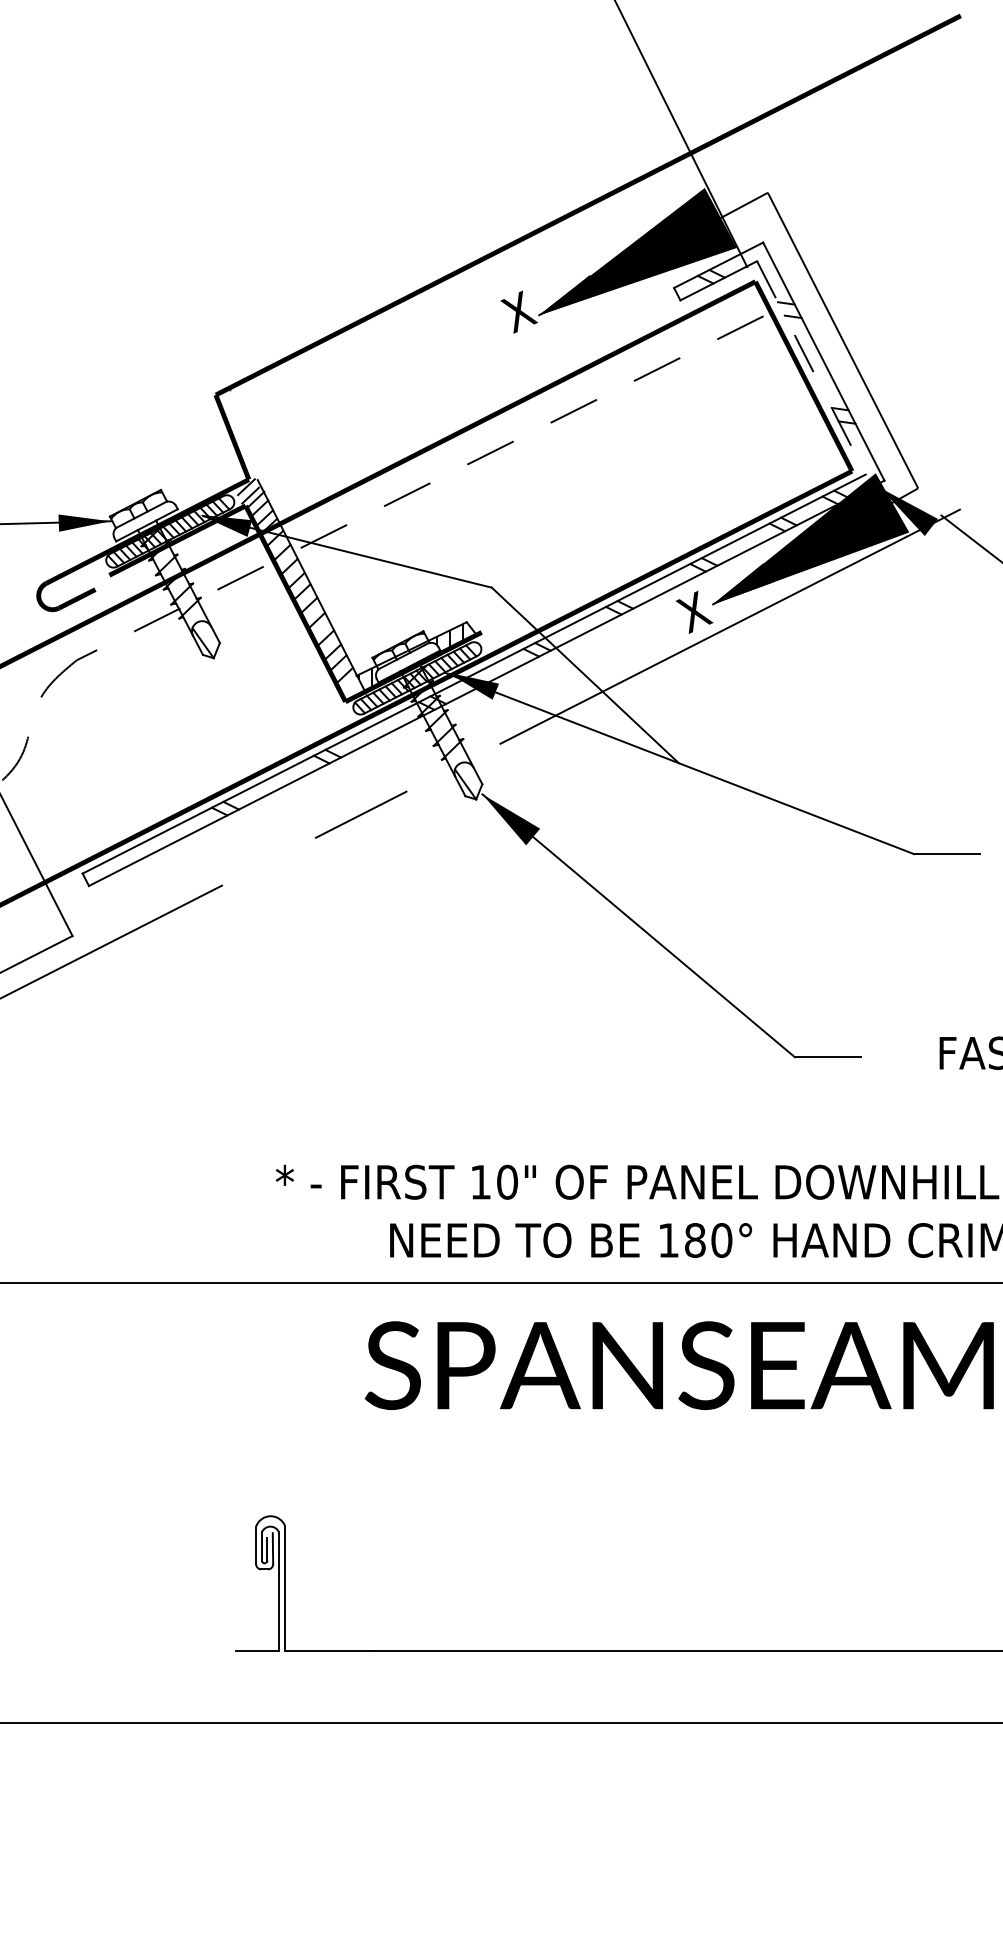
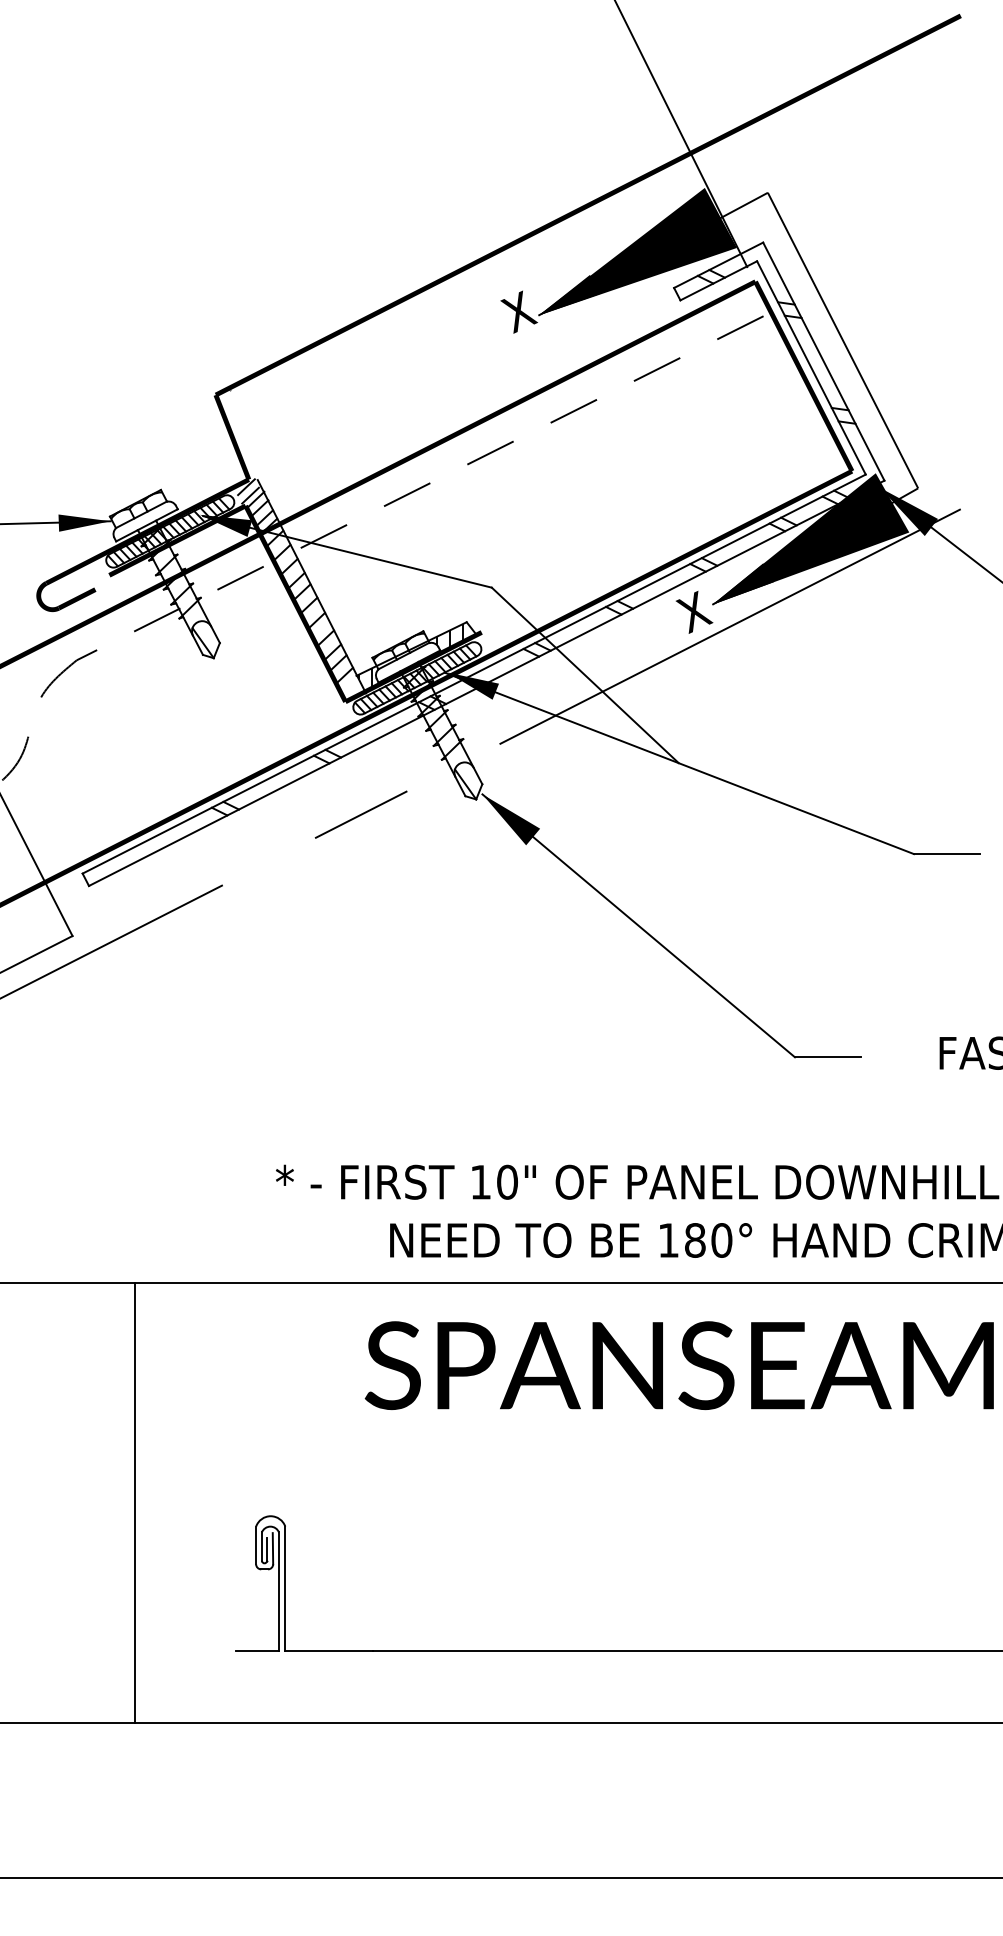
line: dashed -> solid (811, 367)
line position: (970, 537) -> (965, 553) (965, 553)
line: none -> present (134, 1502)
line: none -> present (500, 1877)
